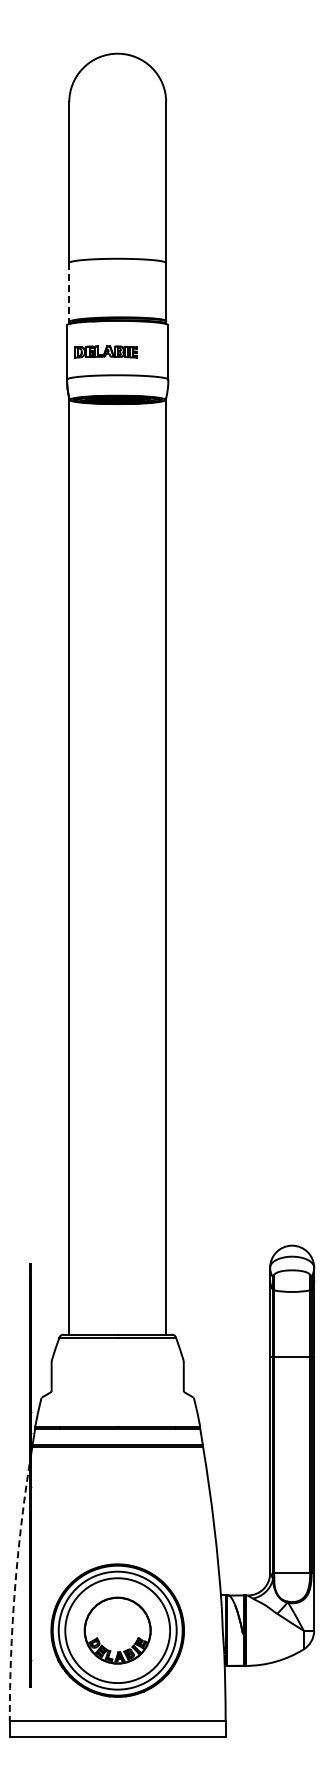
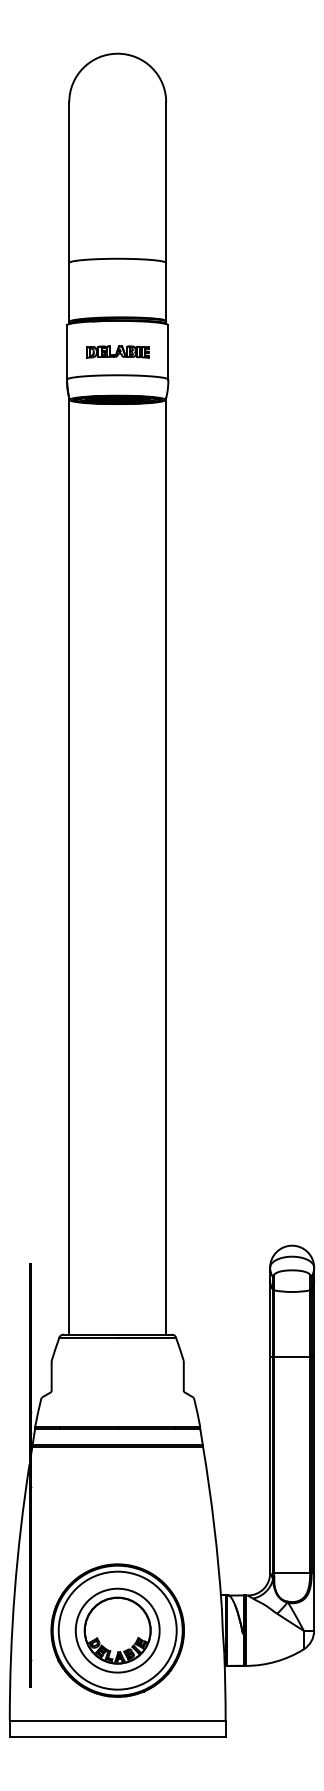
line: dashed -> solid (69, 292)
part position: (105, 351) -> (117, 351) (117, 351)
arc: dashed -> solid (14, 1591)
circle diameter: 105 px -> 84 px (117, 1630)
